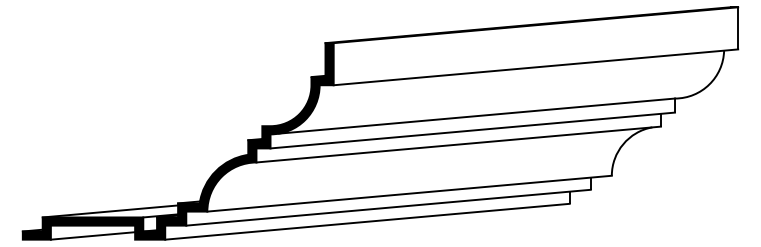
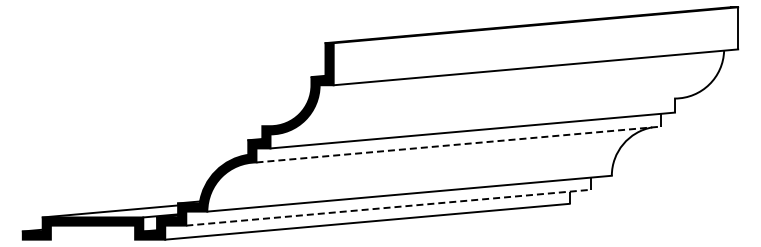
line: present -> none (477, 115)
line: solid -> dashed (459, 144)
line: solid -> dashed (389, 207)
line: present -> none (92, 235)
